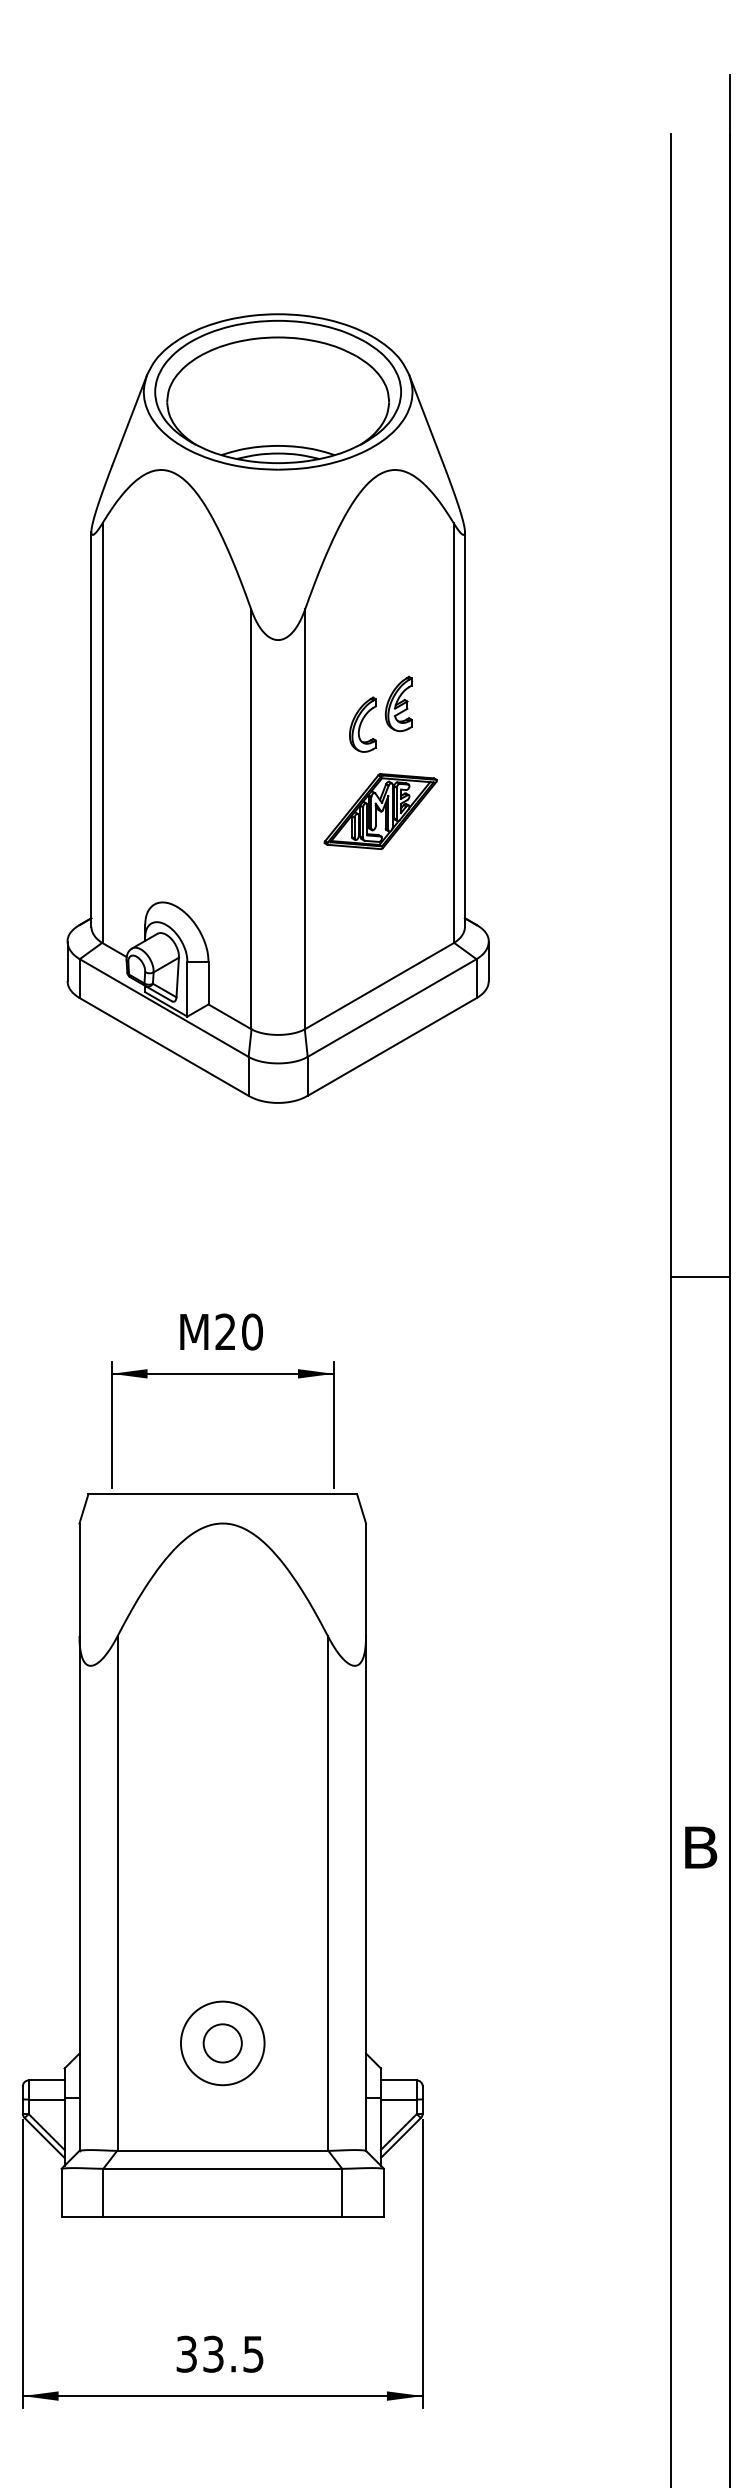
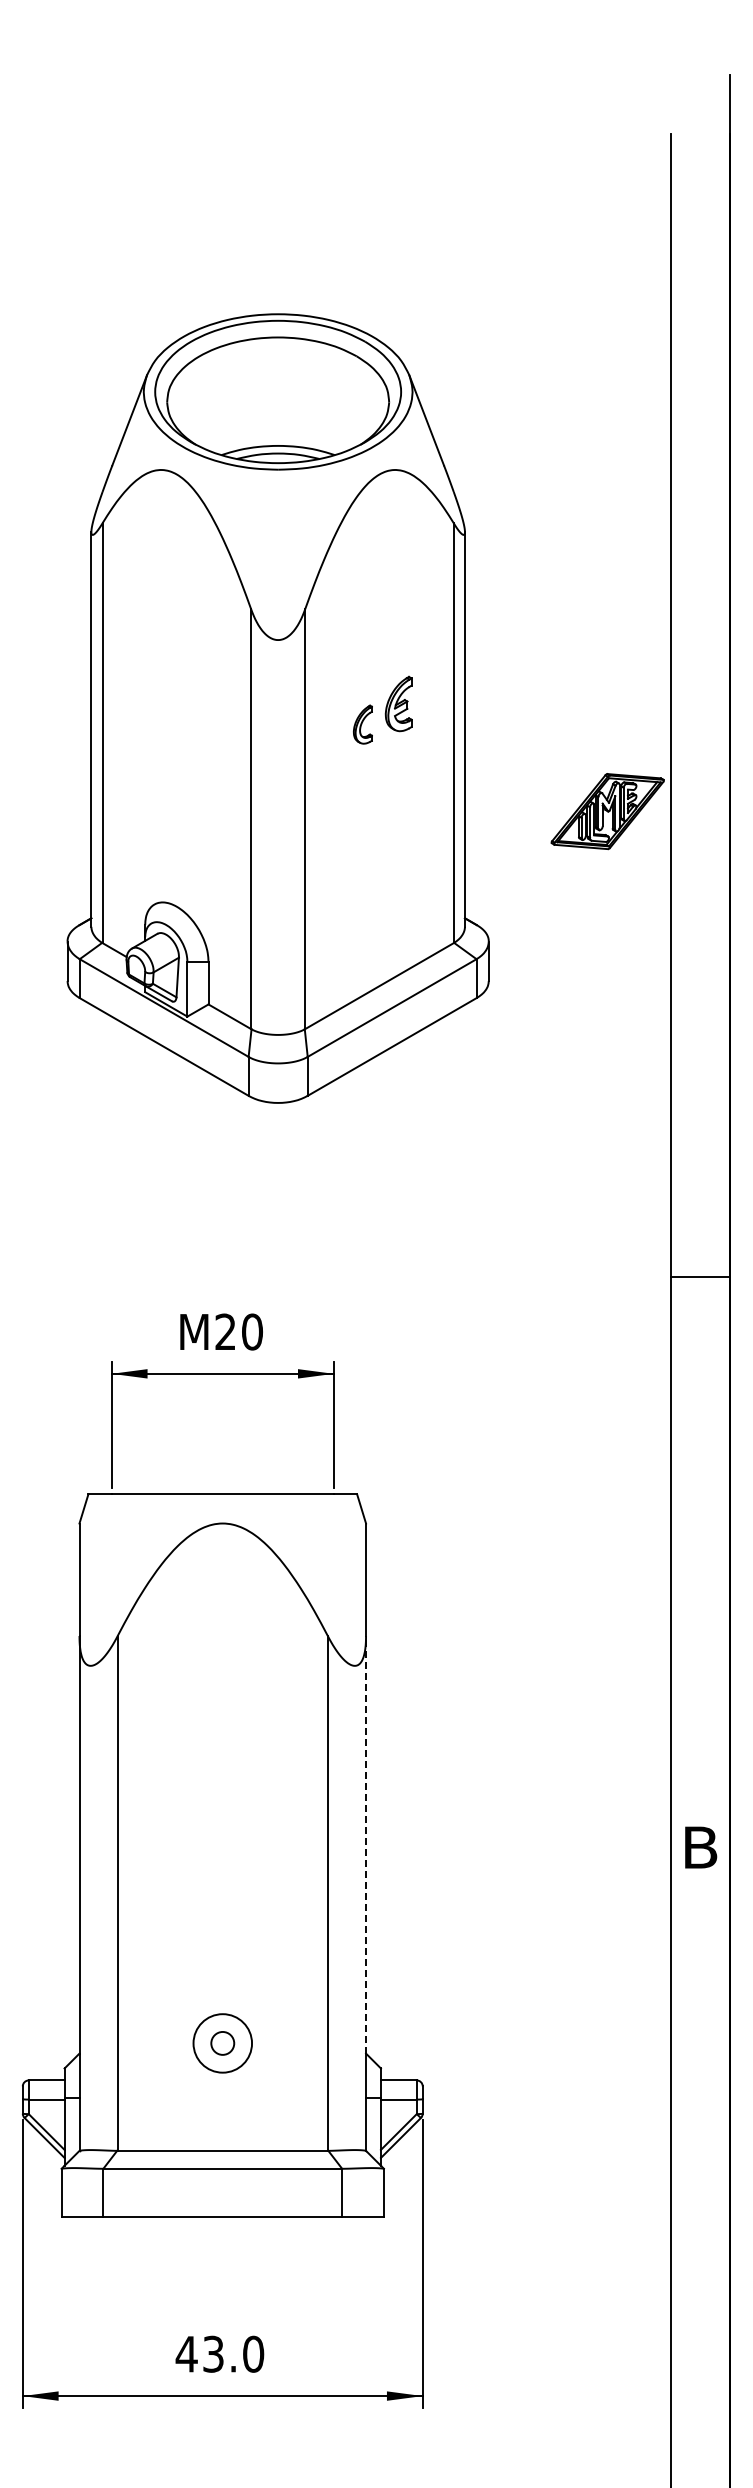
part size: 28x57 px -> 20x41 px (362, 724)
part position: (380, 811) -> (607, 811) (607, 811)
line: solid -> dashed (366, 1844)
circle diameter: 38 px -> 23 px (222, 2042)
circle diameter: 84 px -> 59 px (222, 2043)
text: 33.5 -> 43.0 (219, 2353)
